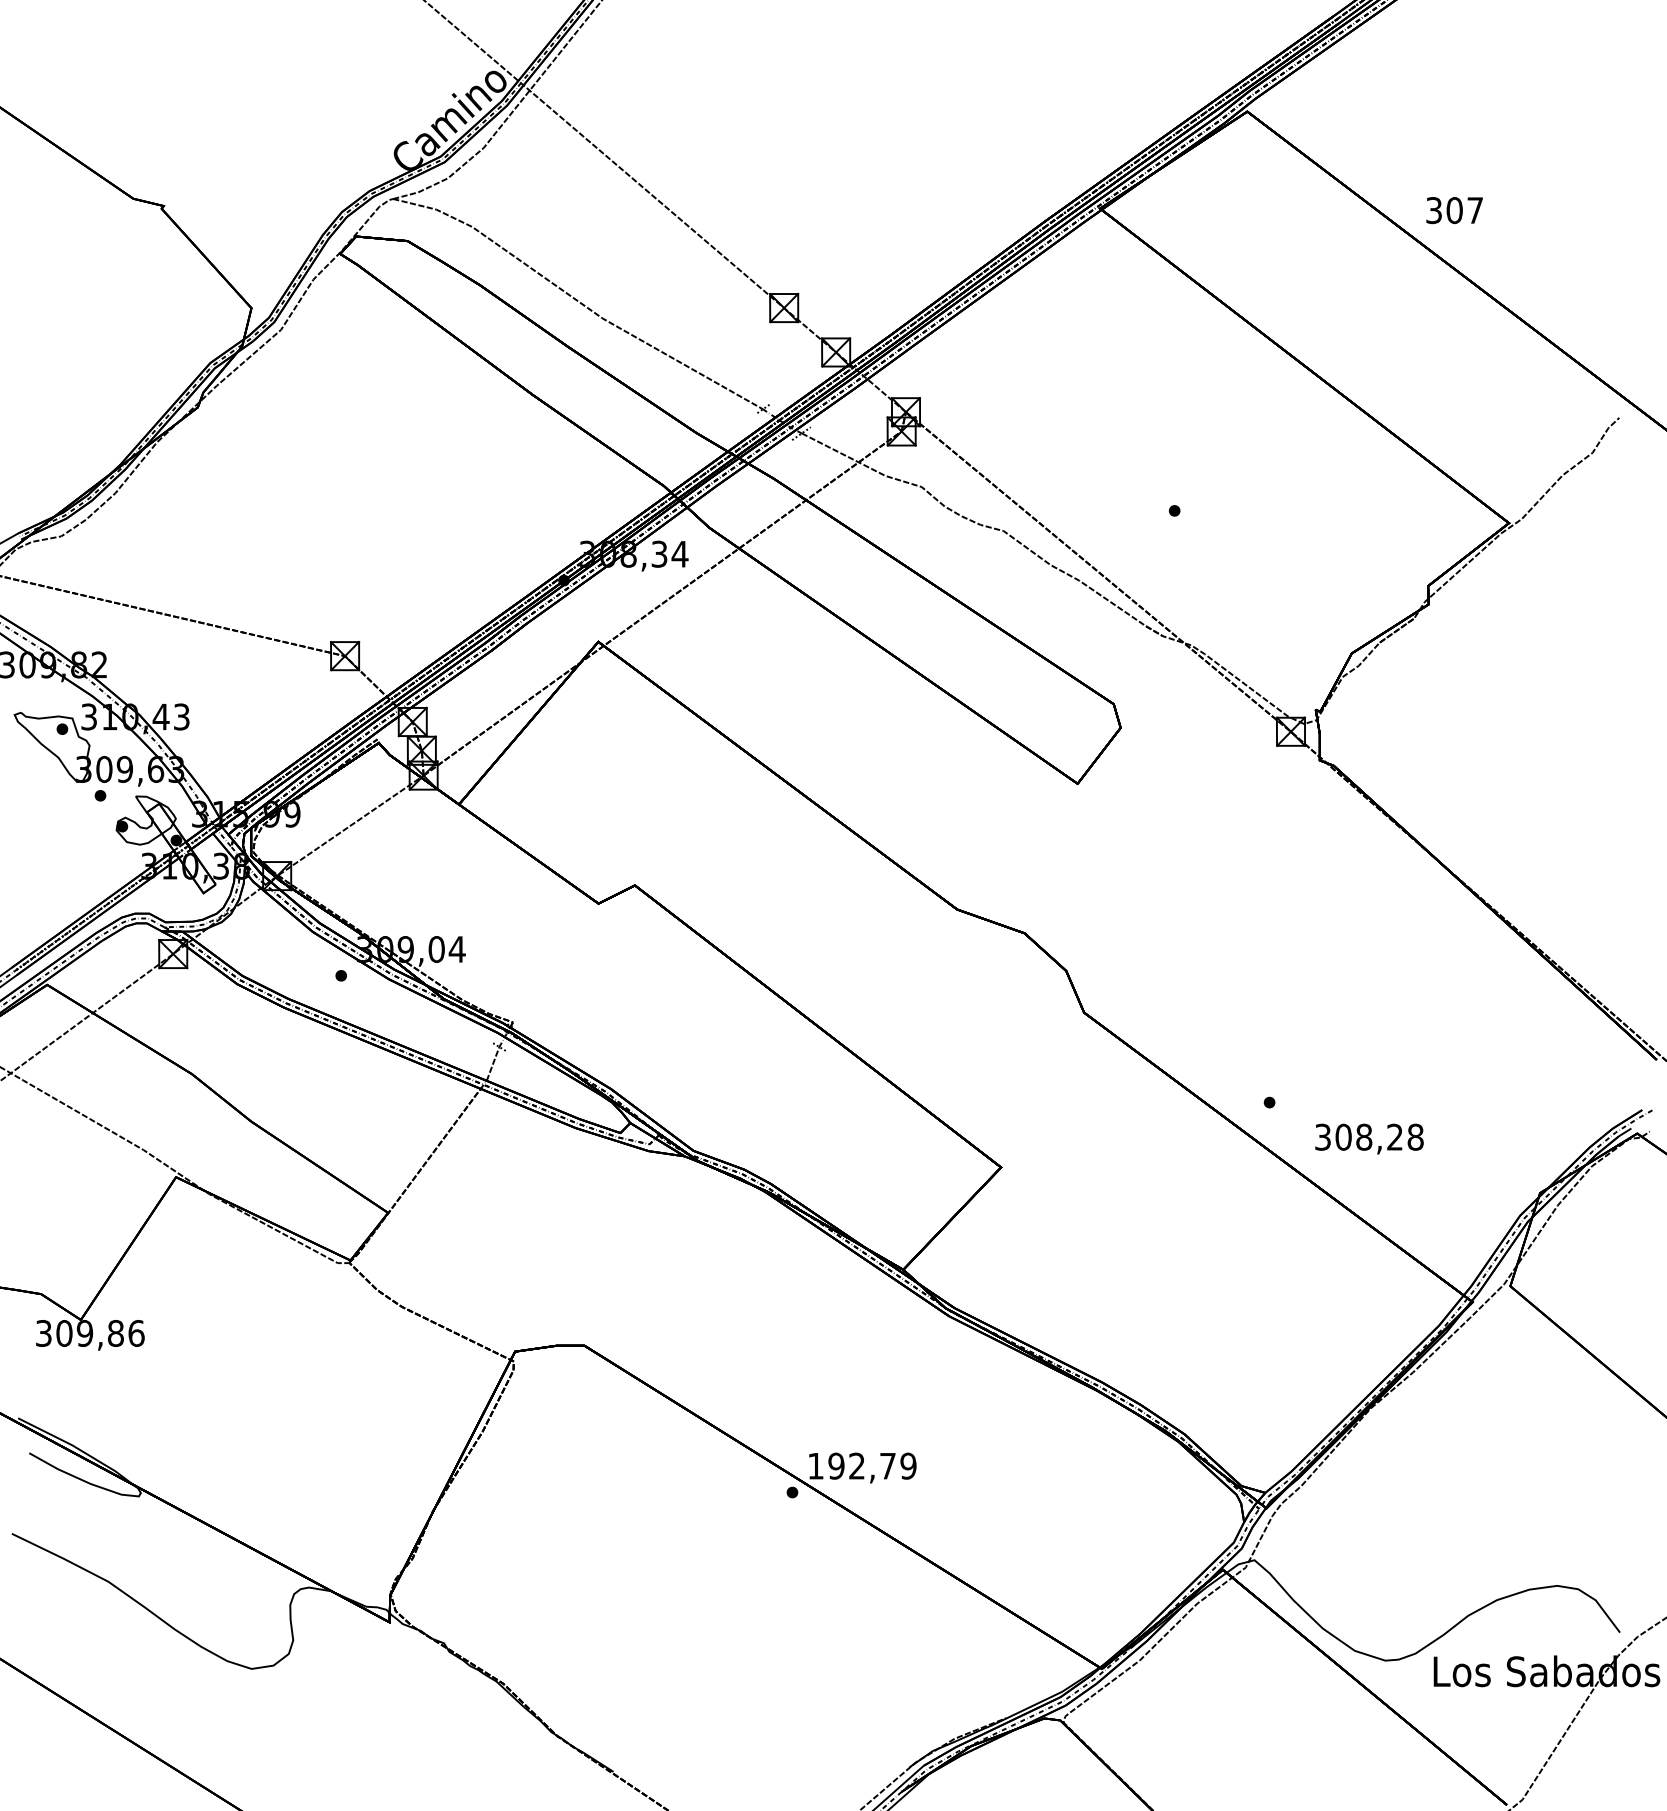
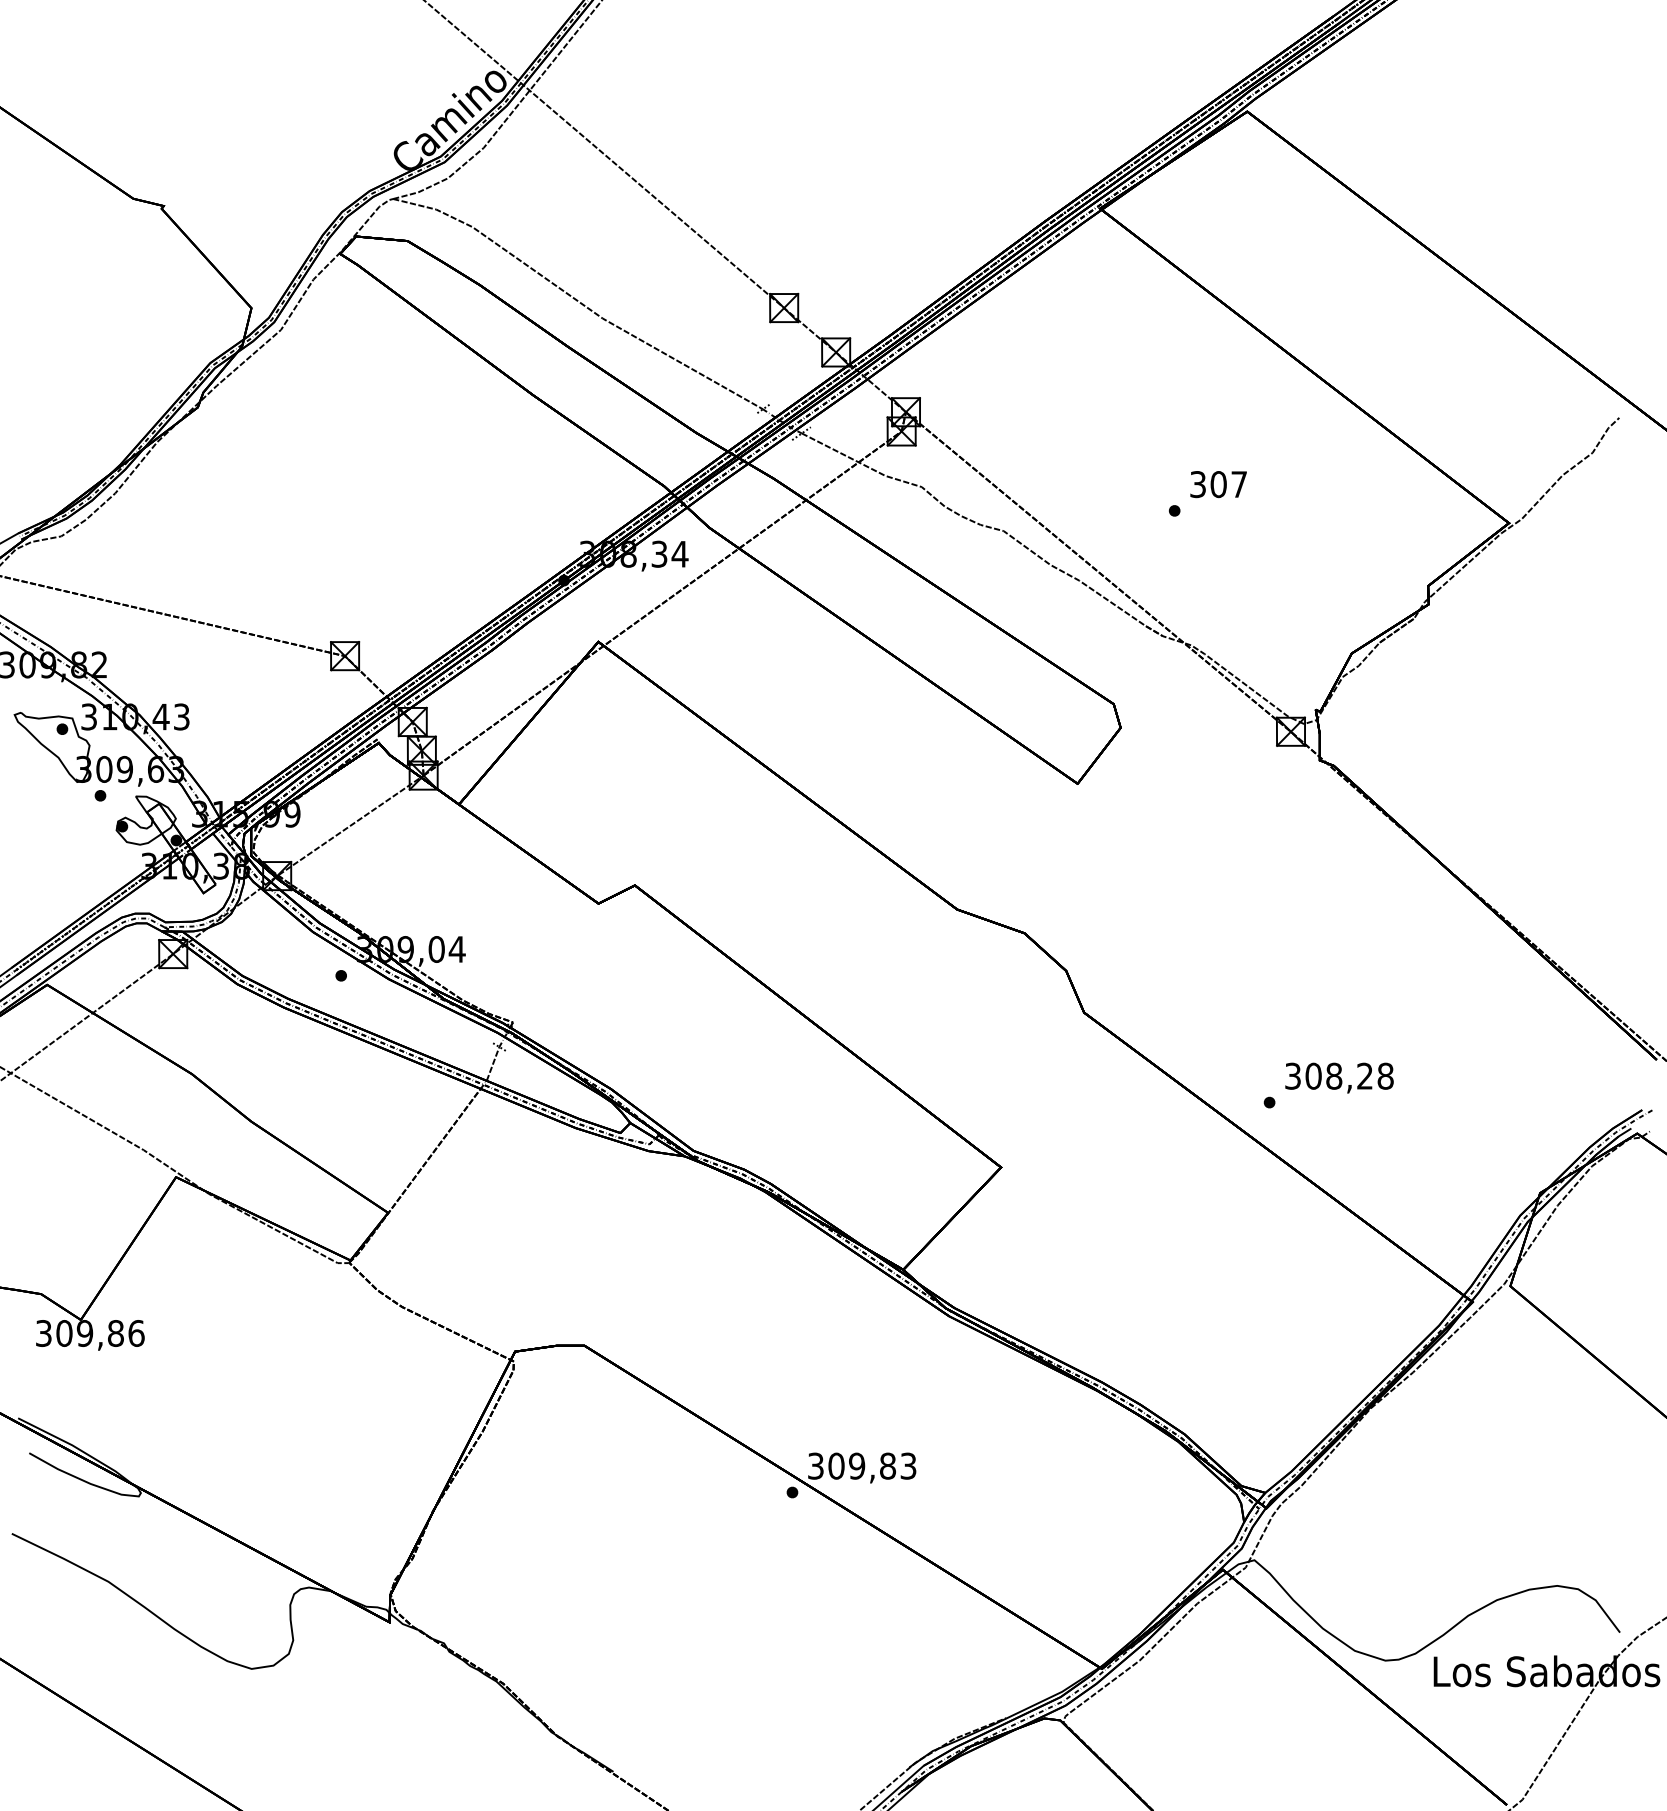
text position: (1454, 210) -> (1218, 484) (1218, 484)
text position: (1369, 1138) -> (1339, 1077) (1339, 1077)
text: 192,79 -> 309,83 (862, 1465)
